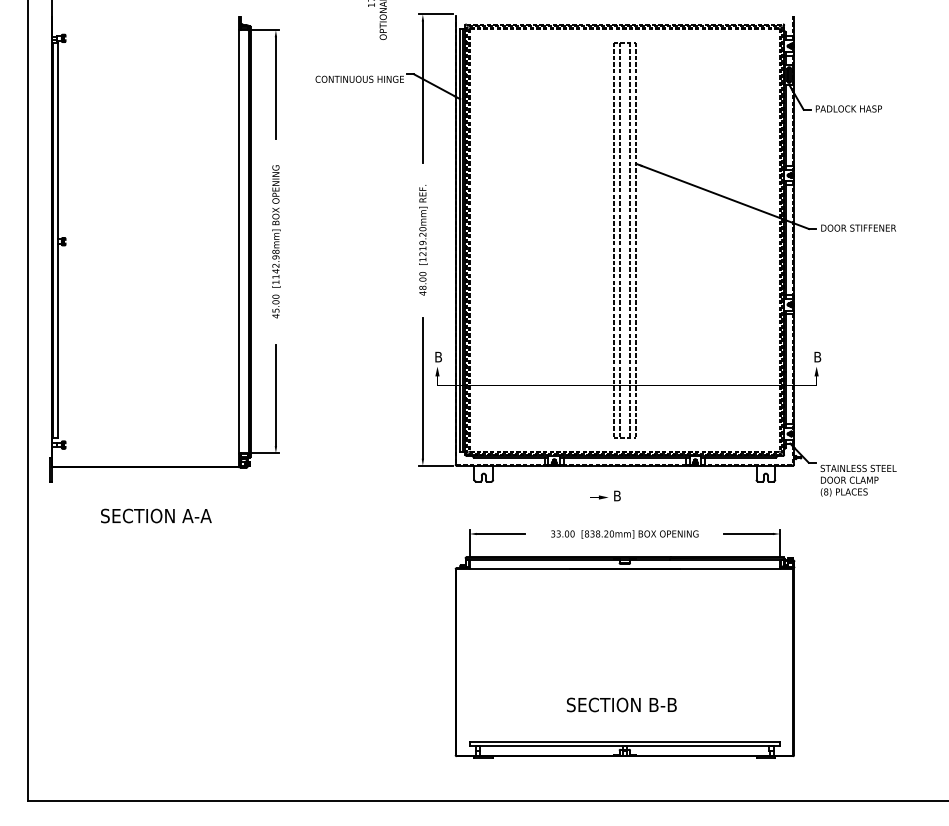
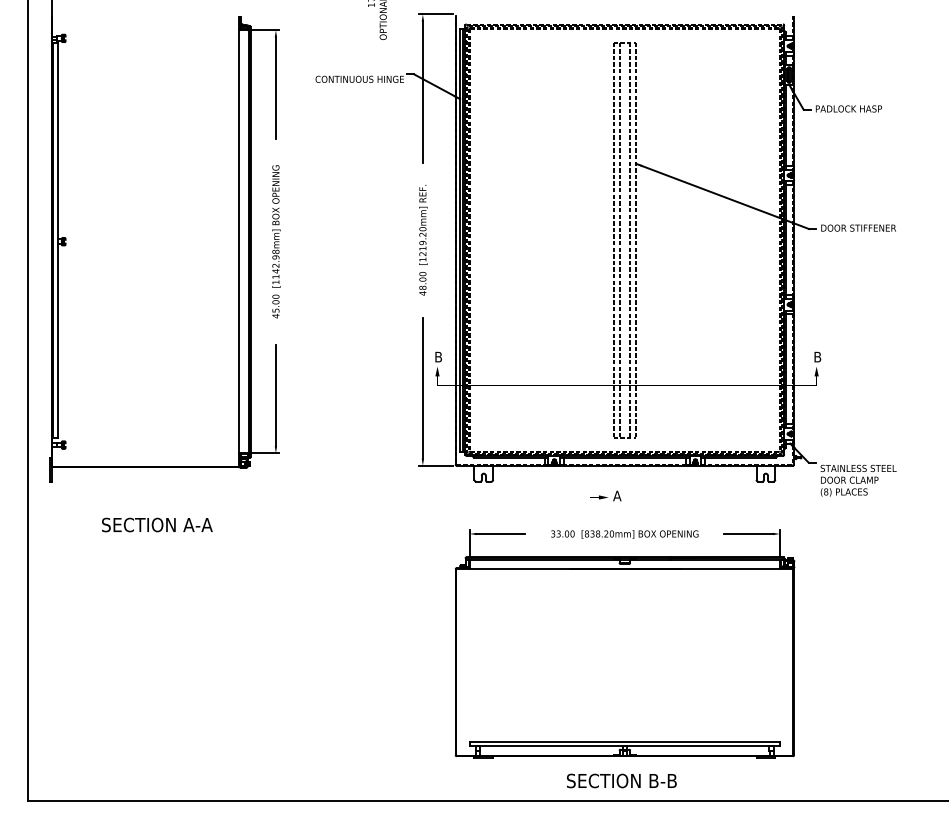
text: B -> A (617, 495)
text position: (156, 515) -> (157, 524) (157, 524)
text position: (621, 704) -> (621, 780) (621, 780)
